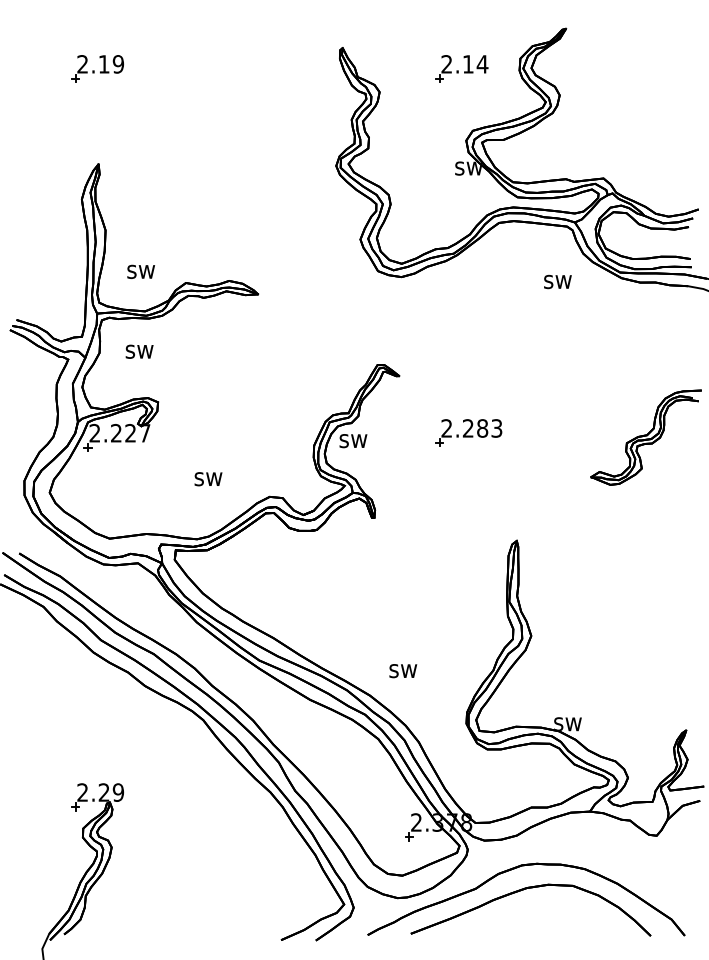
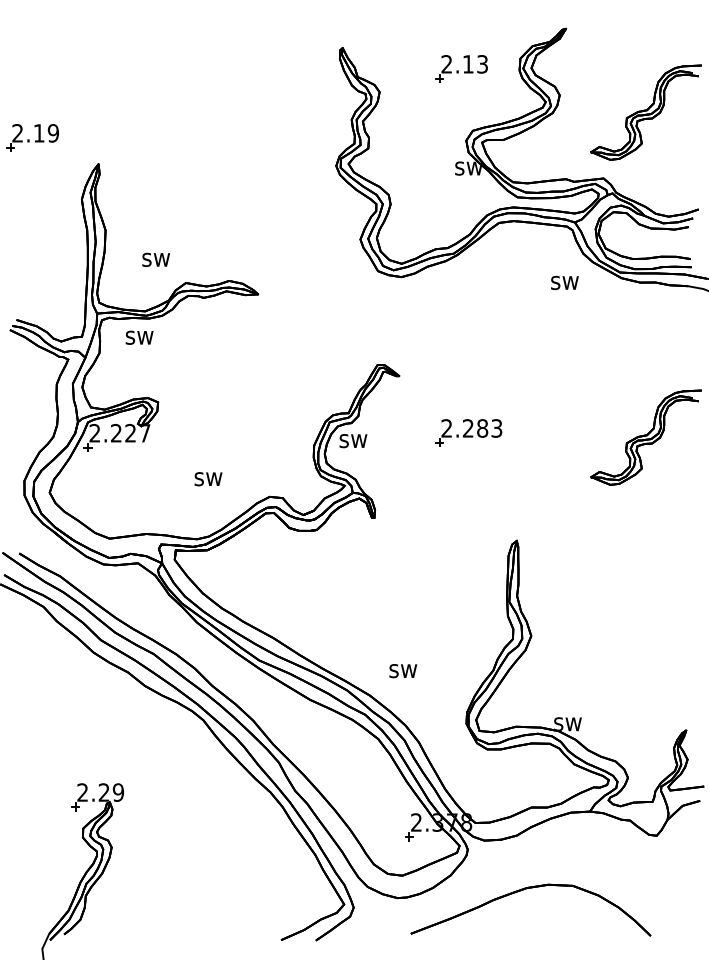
text: 2.14 -> 2.13 (482, 64)
part position: (97, 68) -> (32, 137) (32, 137)
part: none -> present (645, 112)
text position: (140, 271) -> (155, 259) (155, 259)
text position: (557, 281) -> (564, 282) (564, 282)
text position: (139, 351) -> (139, 337) (139, 337)
part: present -> none (517, 868)
